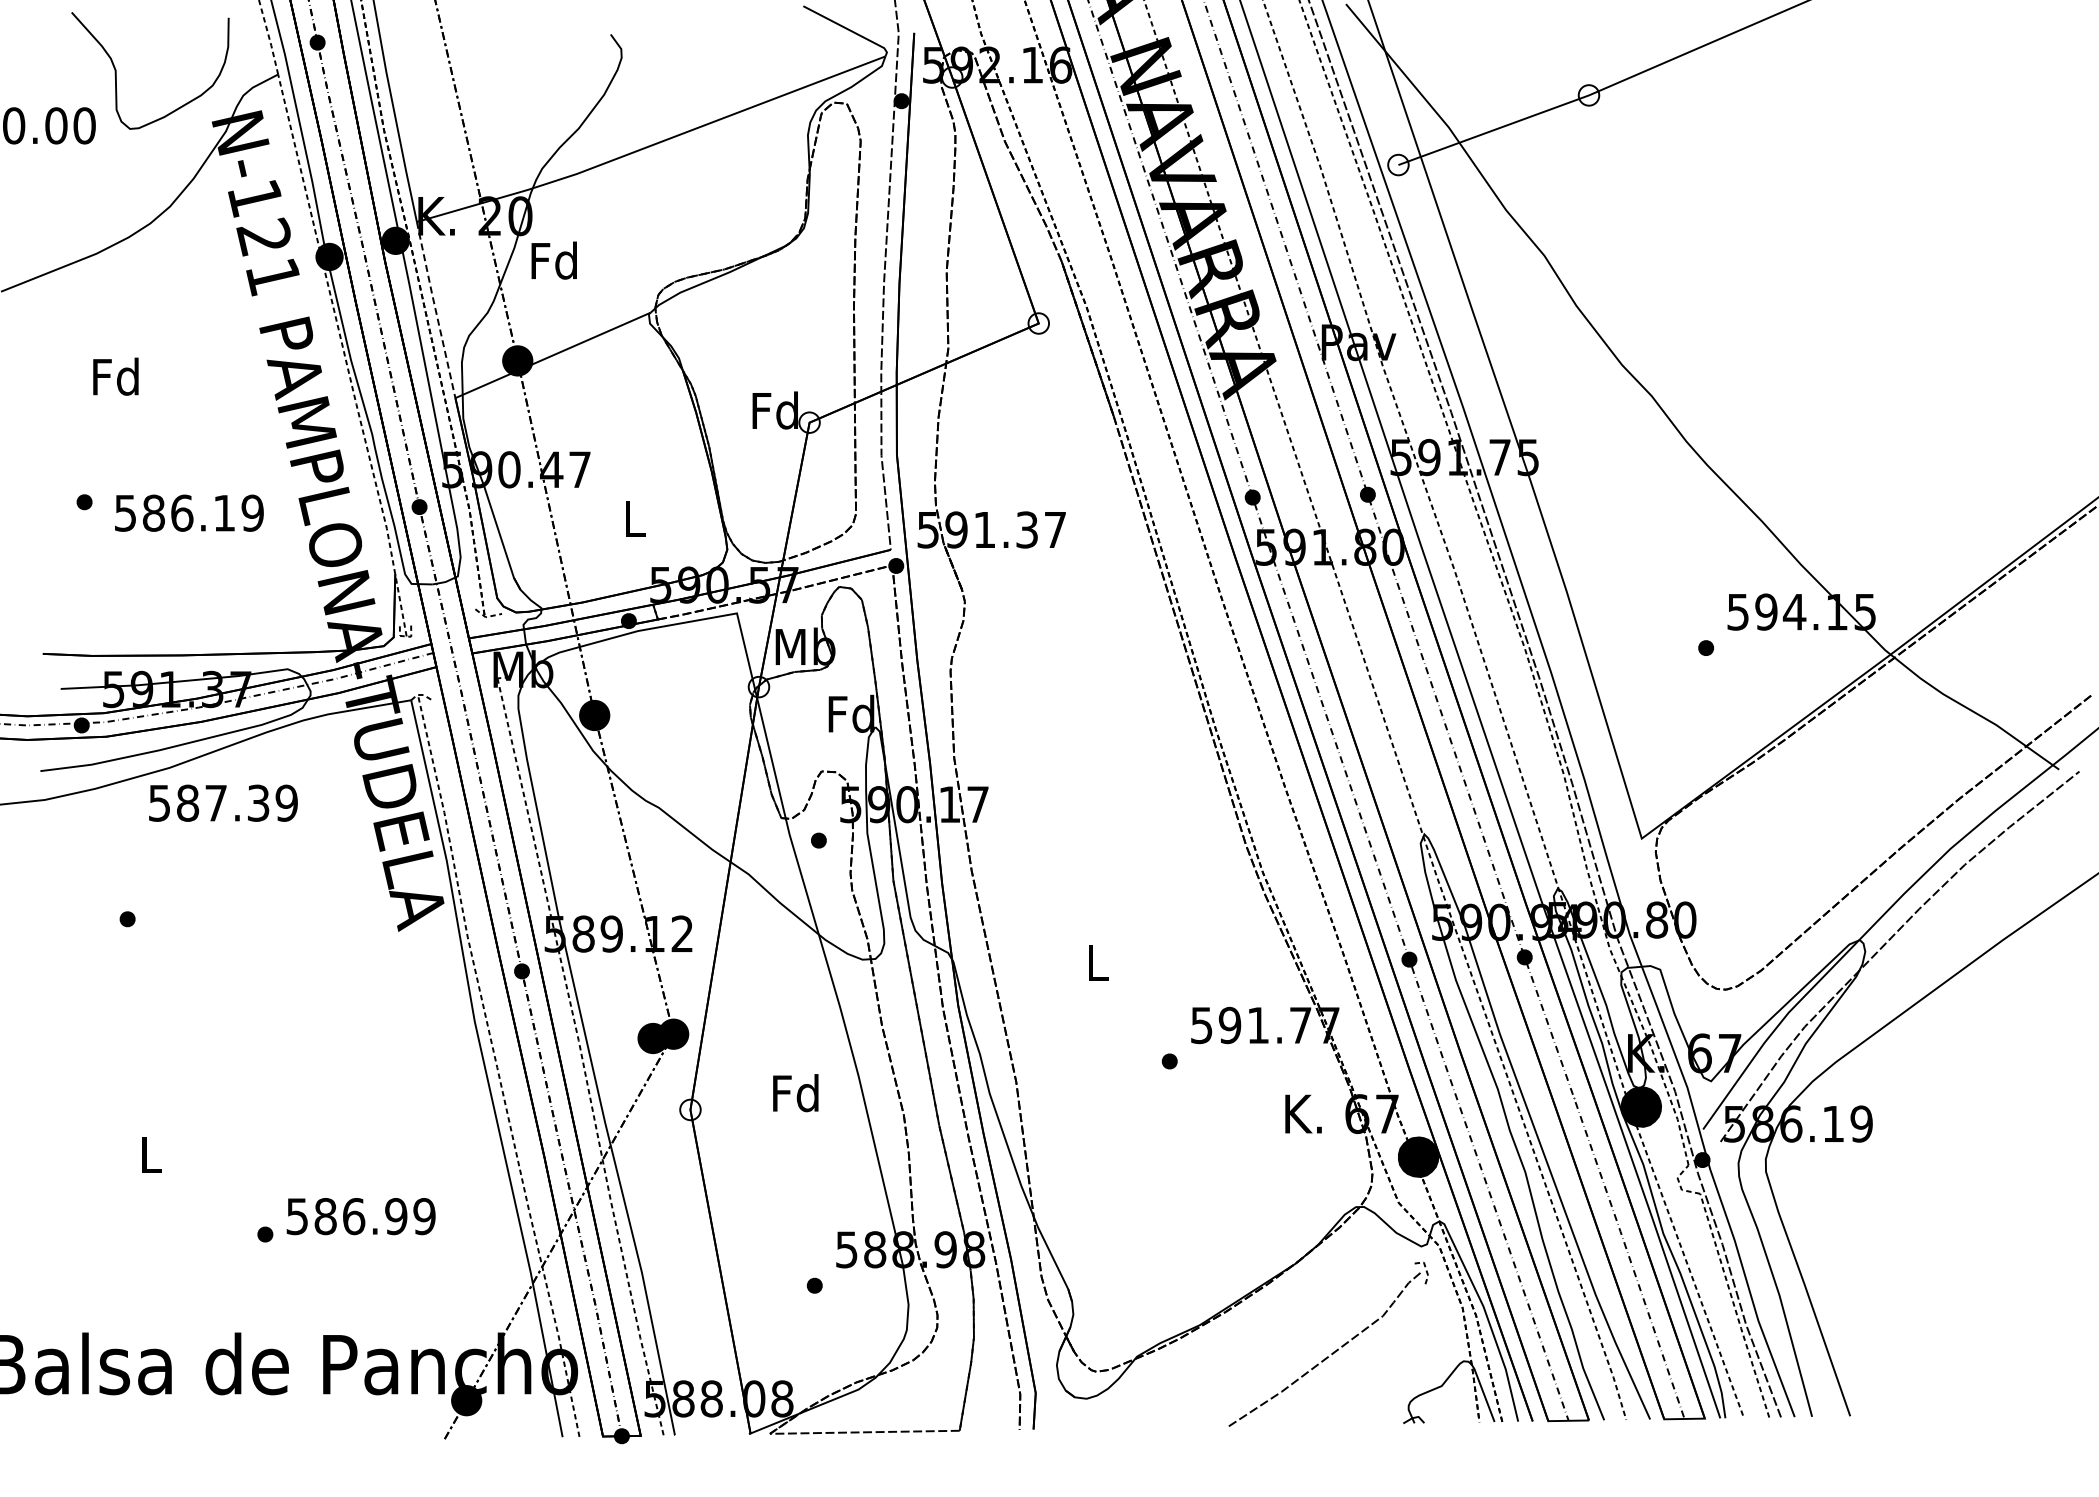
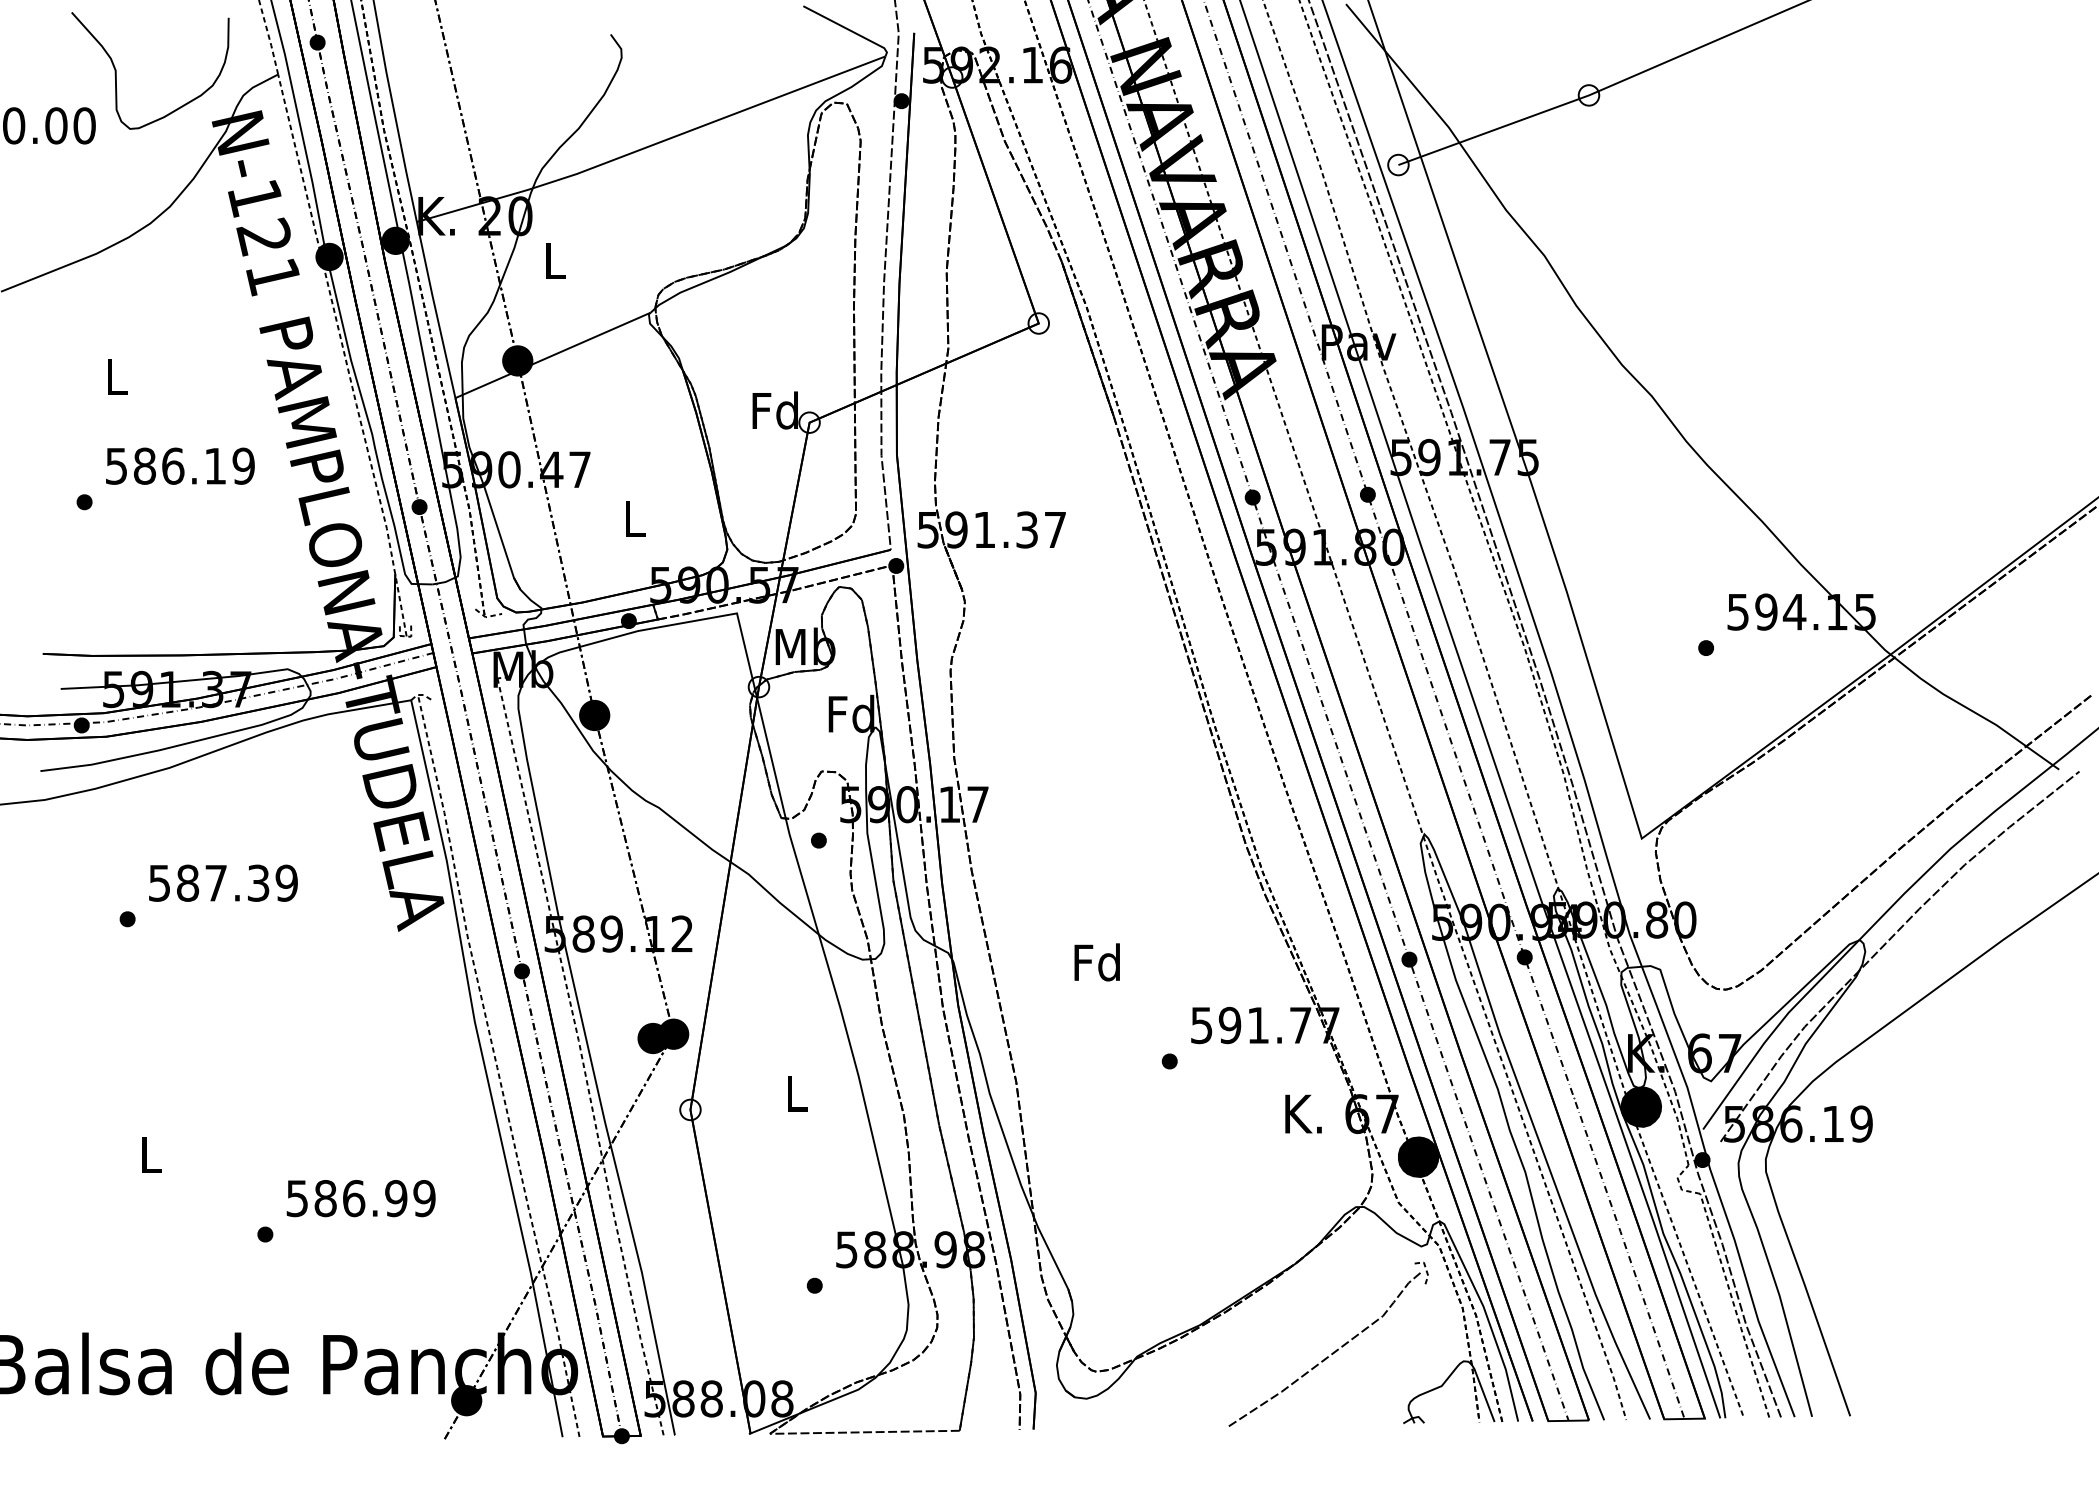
text: Fd -> L (553, 260)
line: dashed -> solid (435, 309)
text: Fd -> L (115, 376)
text position: (189, 512) -> (180, 465) (180, 465)
text position: (223, 802) -> (223, 882) (223, 882)
text: L -> Fd (1096, 962)
text: Fd -> L (795, 1093)
text position: (360, 1216) -> (360, 1198) (360, 1198)
